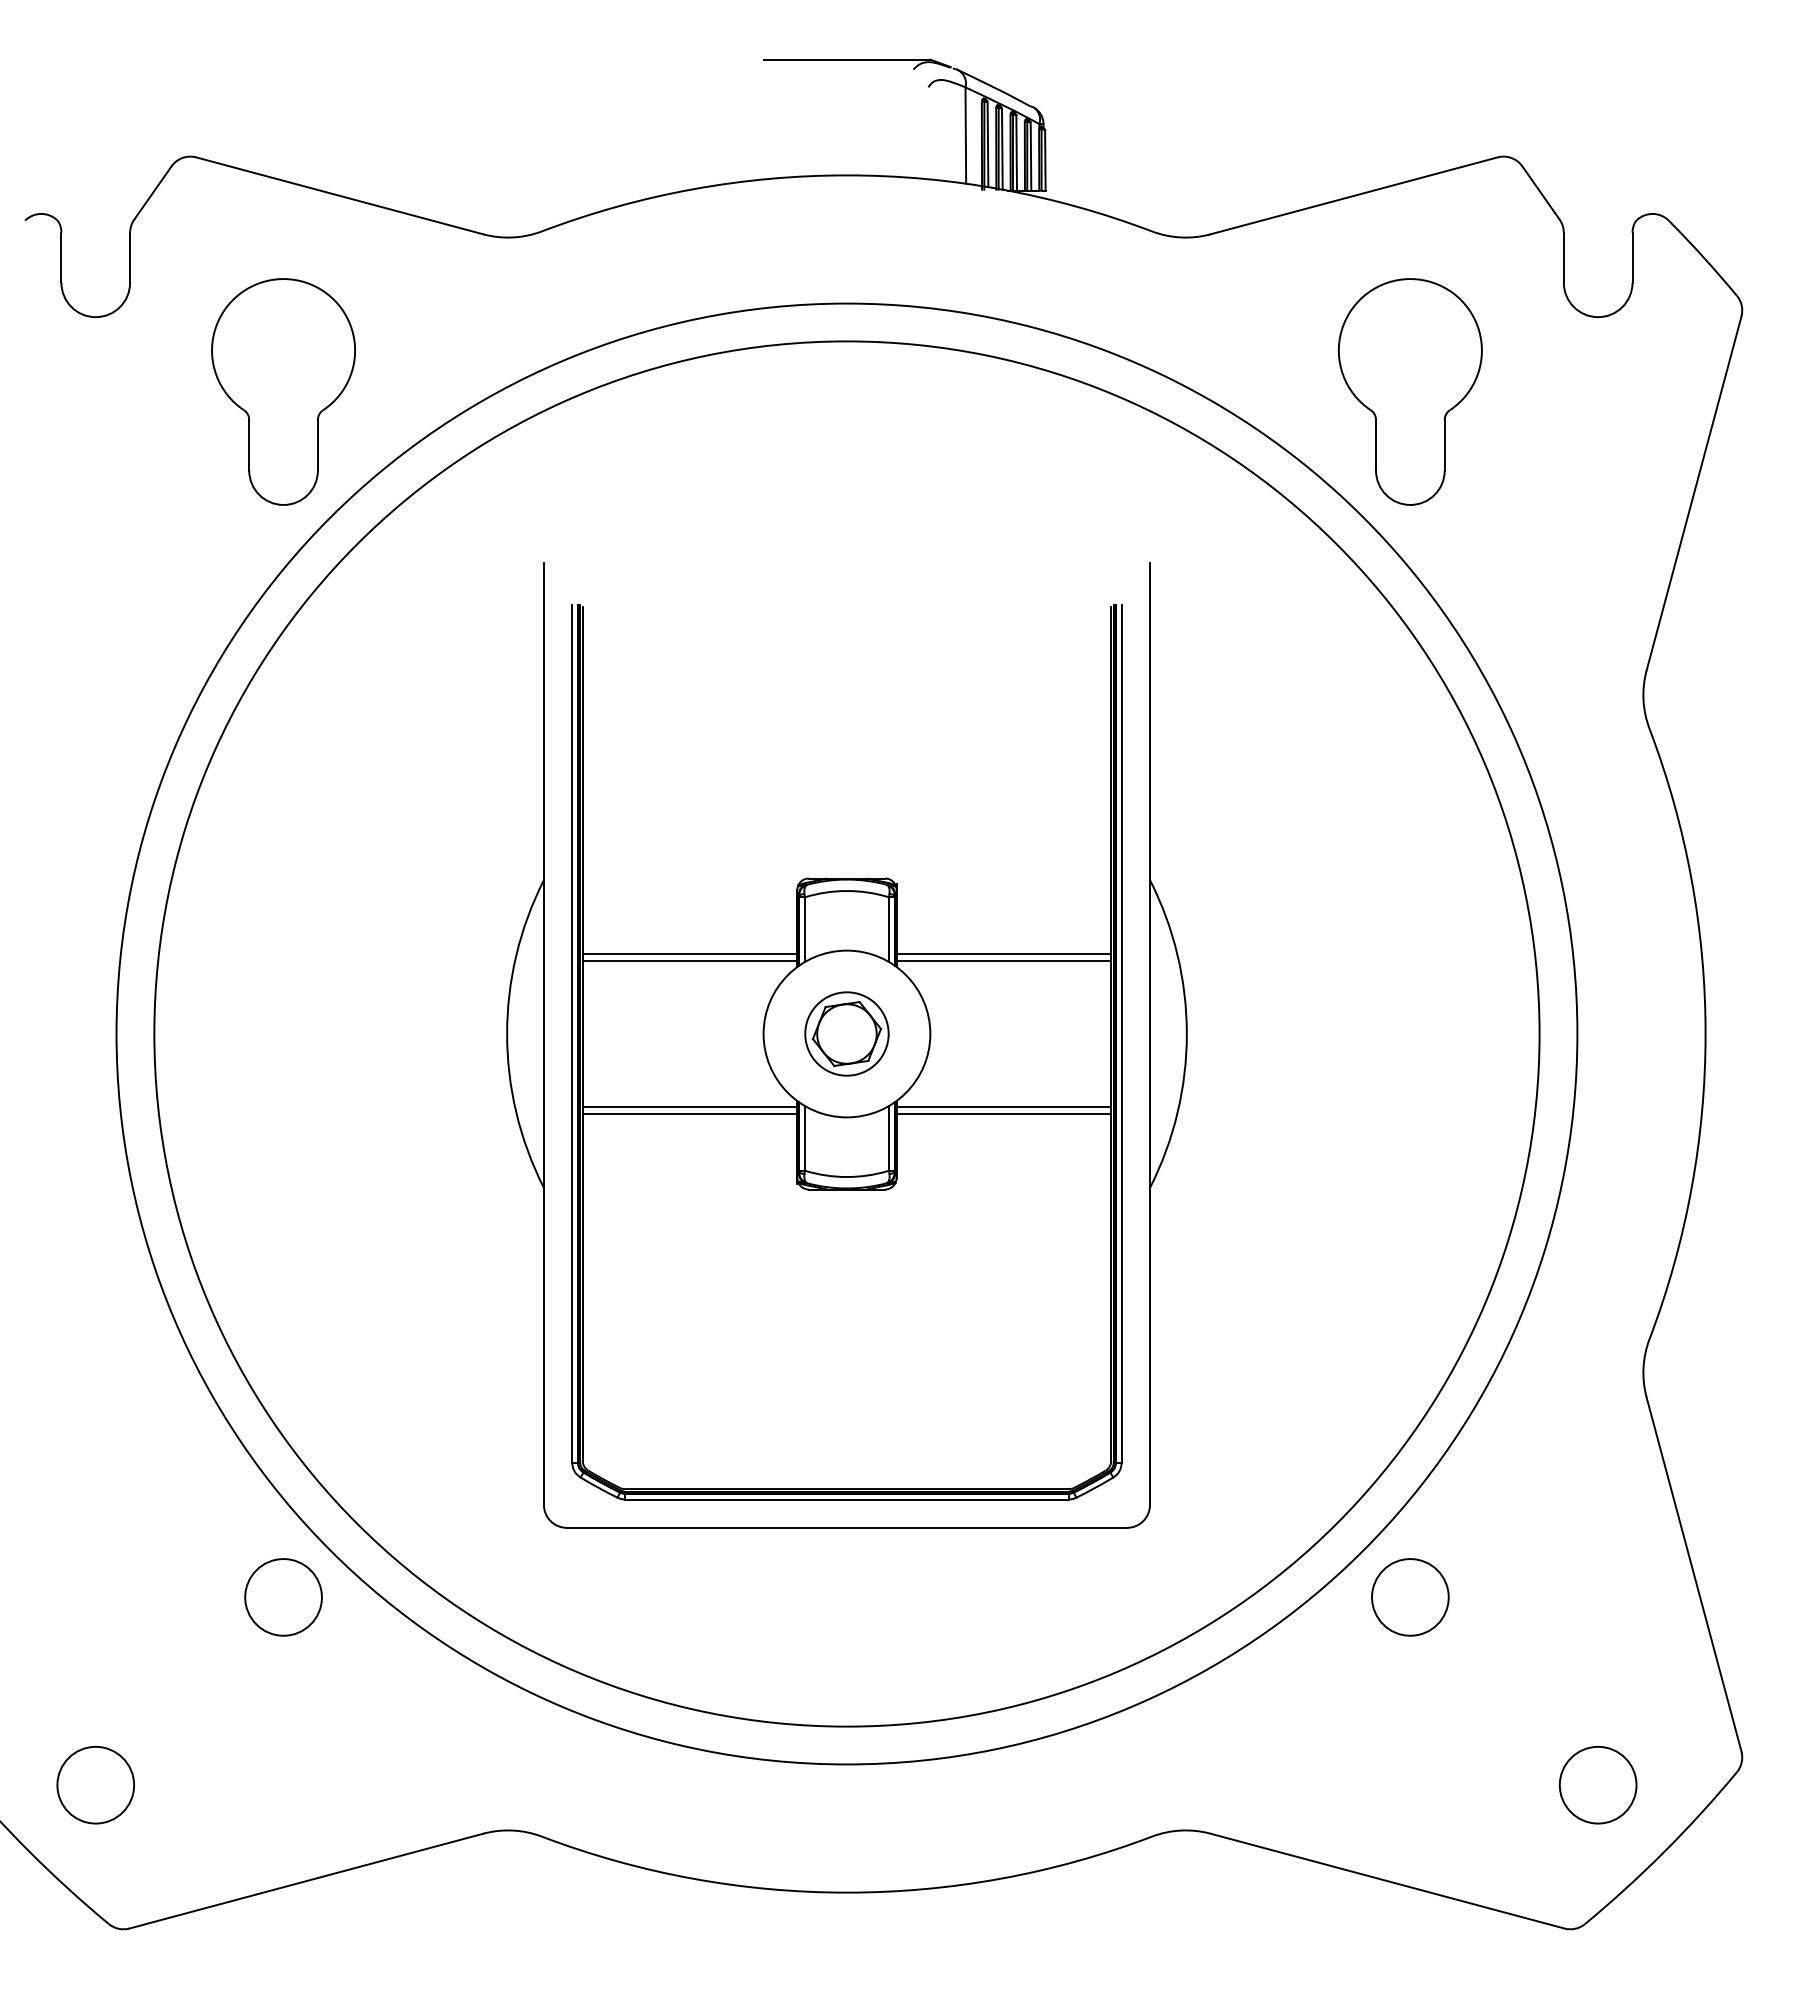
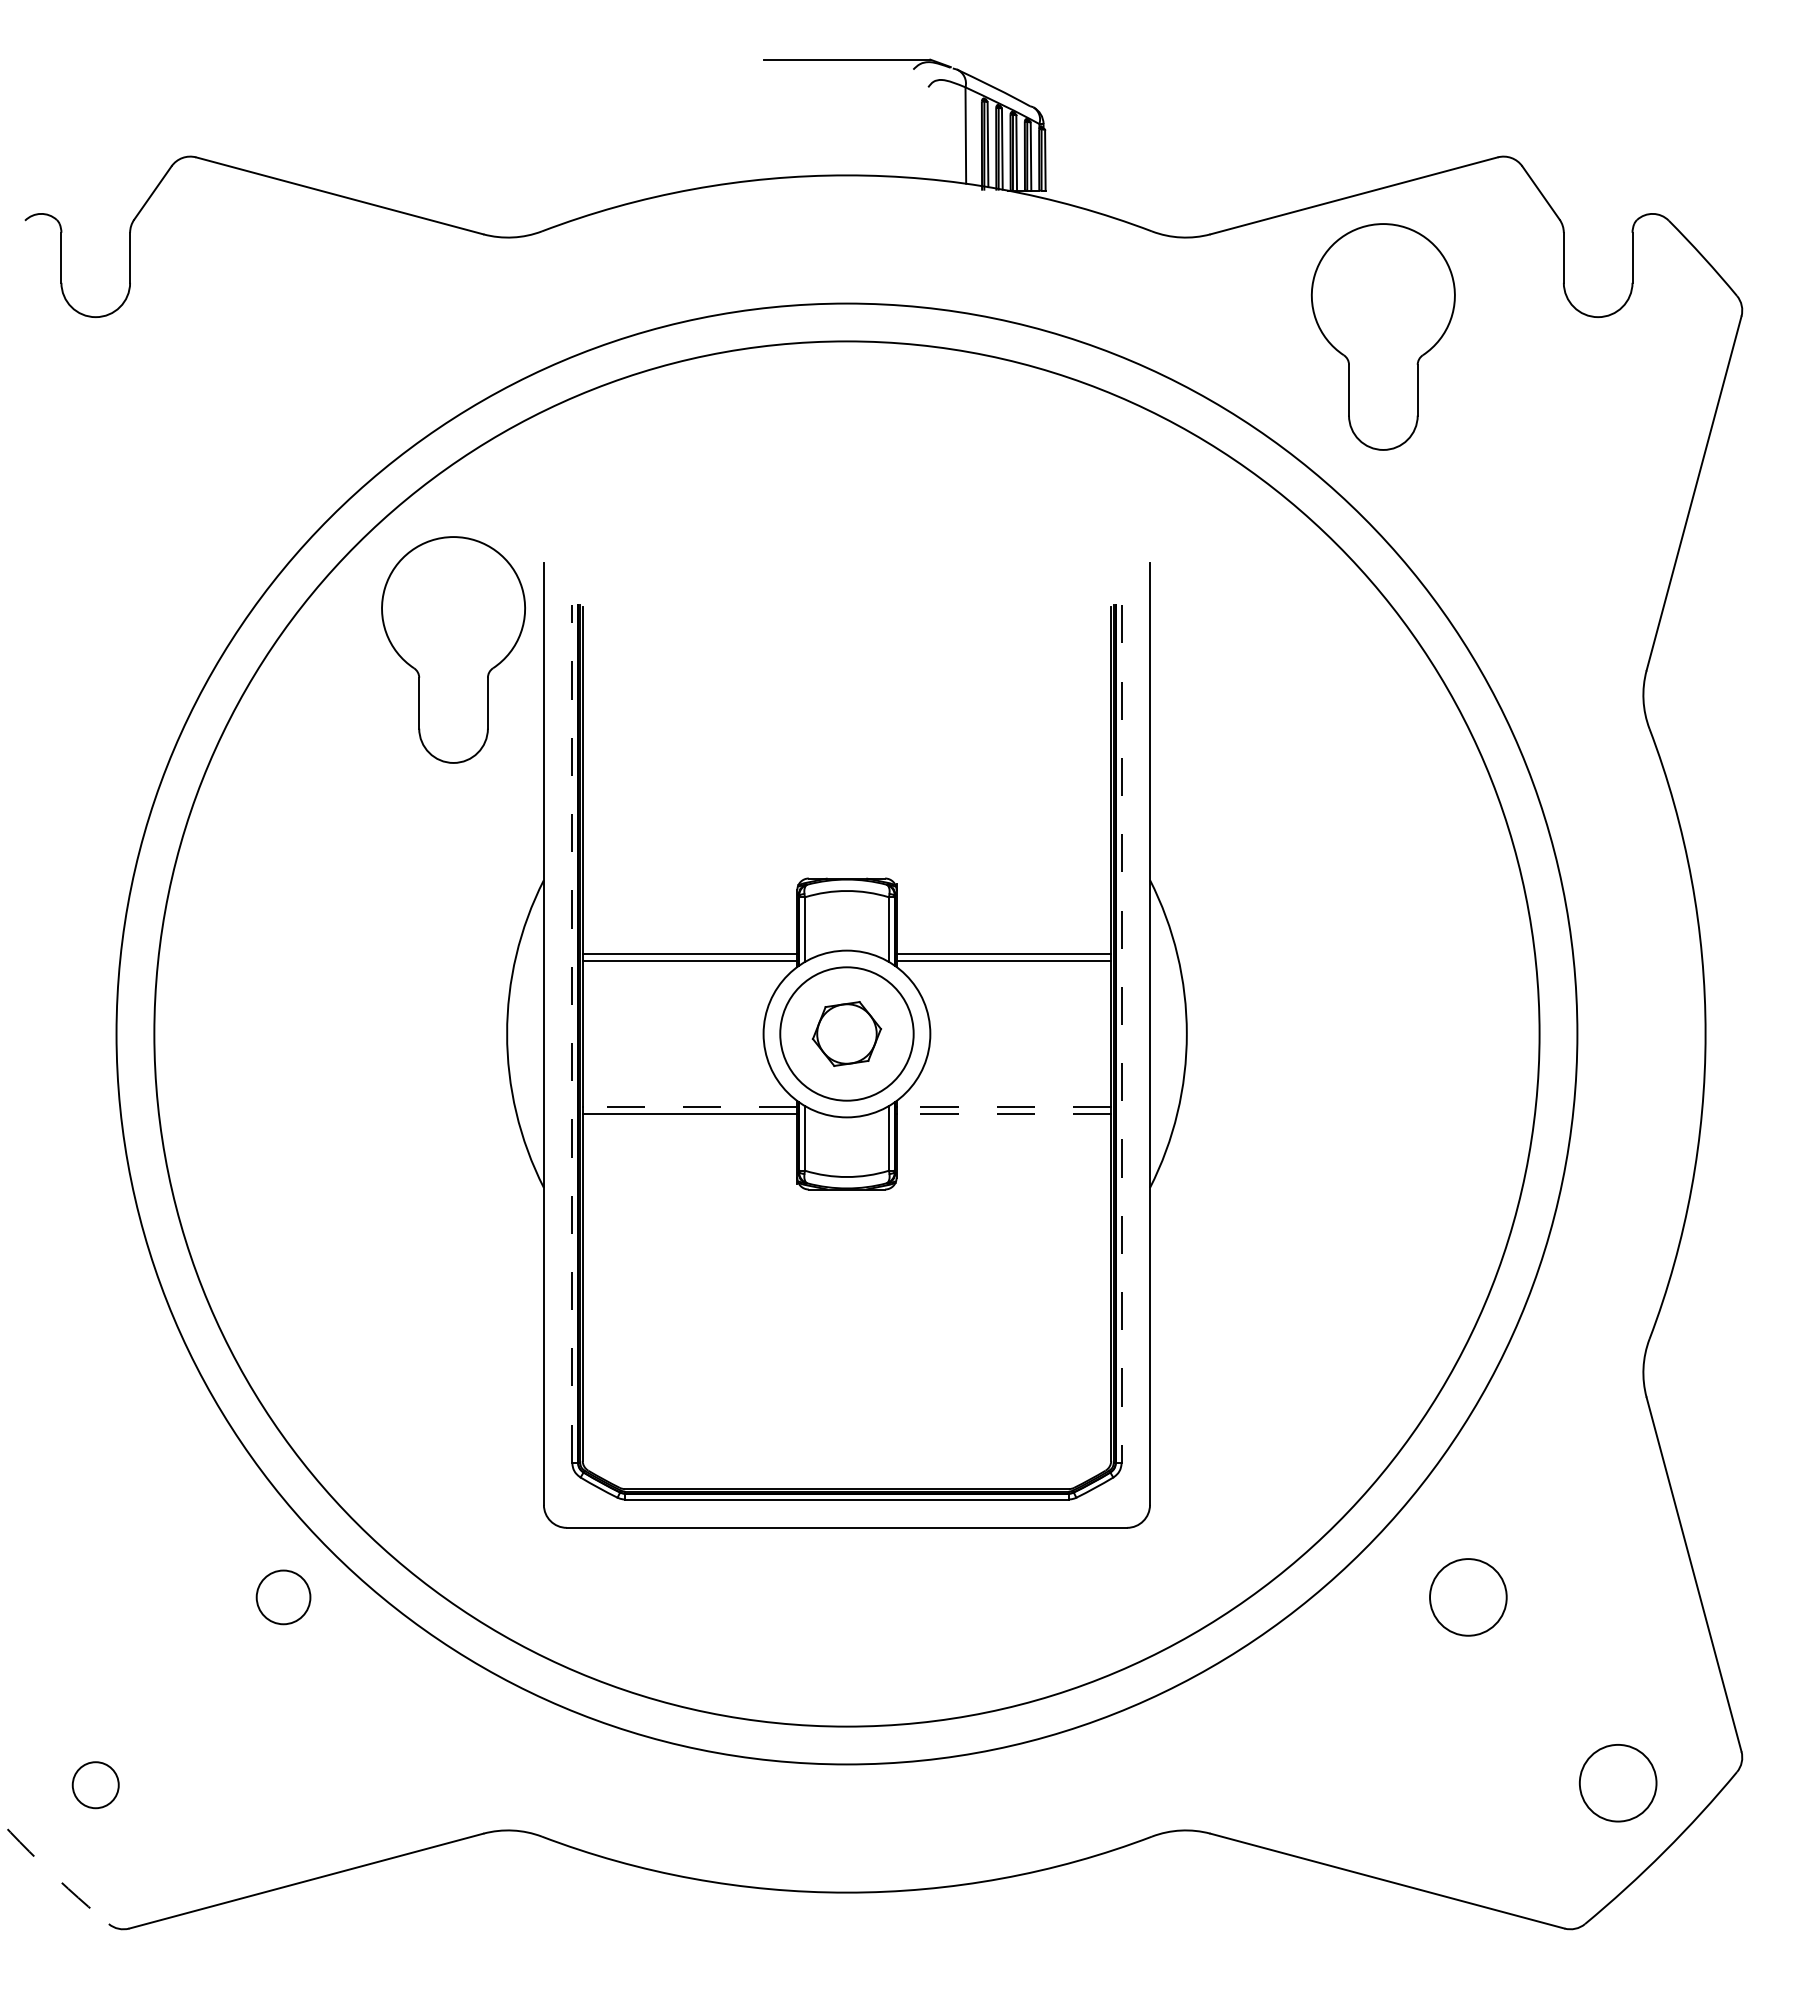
part position: (283, 391) -> (453, 649) (453, 649)
part position: (1409, 391) -> (1382, 336) (1382, 336)
circle diameter: 83 px -> 133 px (846, 1033)
line: solid -> dashed (572, 1034)
line: solid -> dashed (1121, 1034)
line: solid -> dashed (689, 1106)
line: solid -> dashed (1003, 1106)
line: solid -> dashed (1003, 1114)
circle diameter: 77 px -> 54 px (283, 1597)
circle position: (1410, 1597) -> (1468, 1597) (1468, 1597)
circle diameter: 77 px -> 46 px (95, 1785)
circle position: (1597, 1785) -> (1617, 1783) (1617, 1783)
arc: solid -> dashed (52, 1874)
